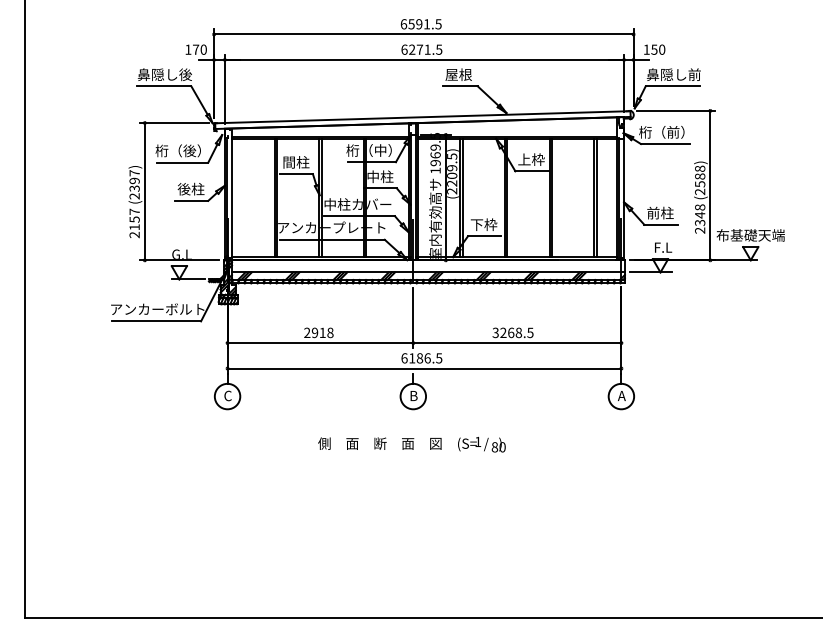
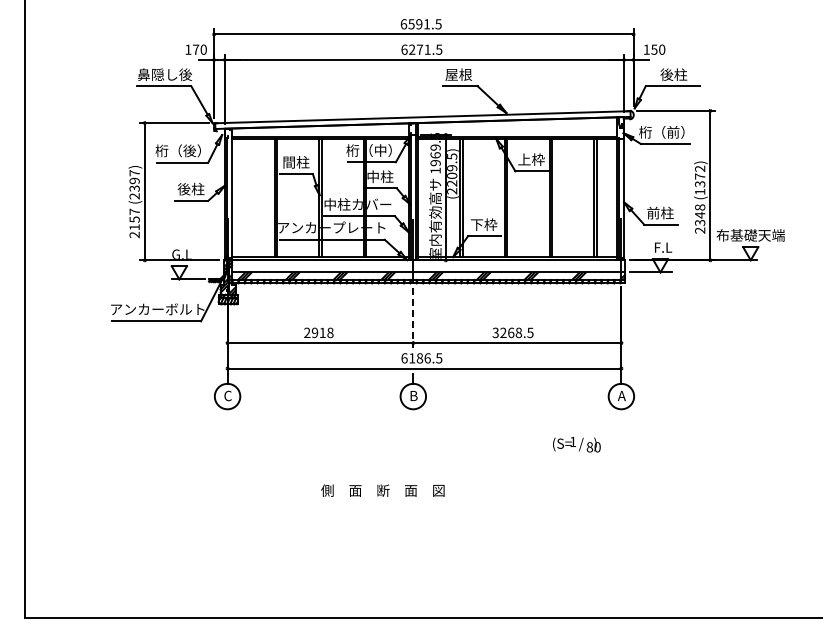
text: 鼻隠し前 -> 後柱 (673, 74)
text: (2588) -> (1372) (700, 180)
line: solid -> dashed (413, 318)
text position: (379, 443) -> (382, 490) (382, 490)
text position: (481, 444) -> (576, 444) (576, 444)
